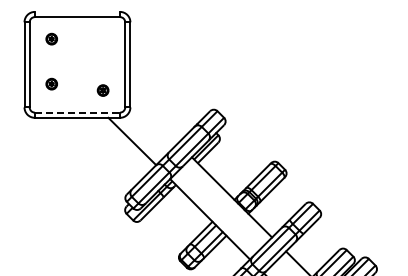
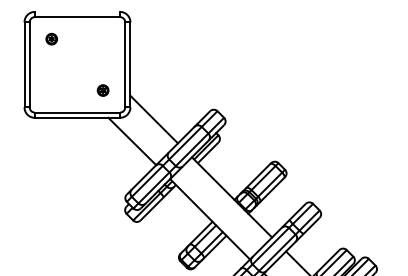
part: present -> none (51, 83)
line: dashed -> solid (77, 112)
line: none -> present (154, 119)
